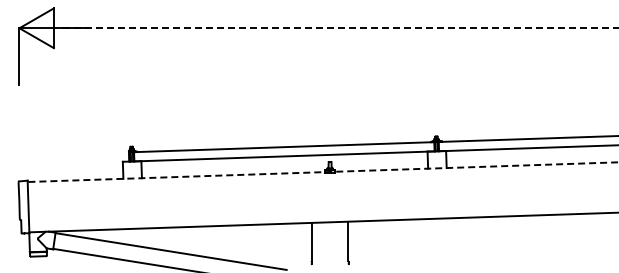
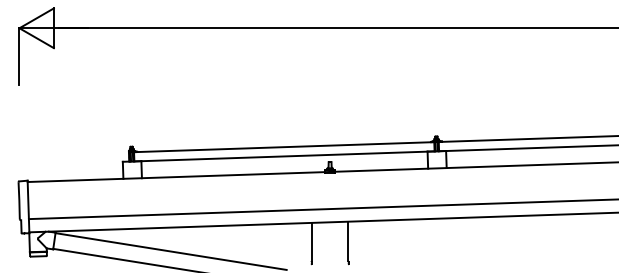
line: dashed -> solid (339, 28)
line: dashed -> solid (322, 172)
line: none -> present (321, 209)
